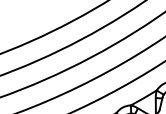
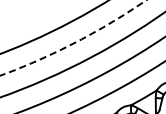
arc: solid -> dashed (76, 42)
